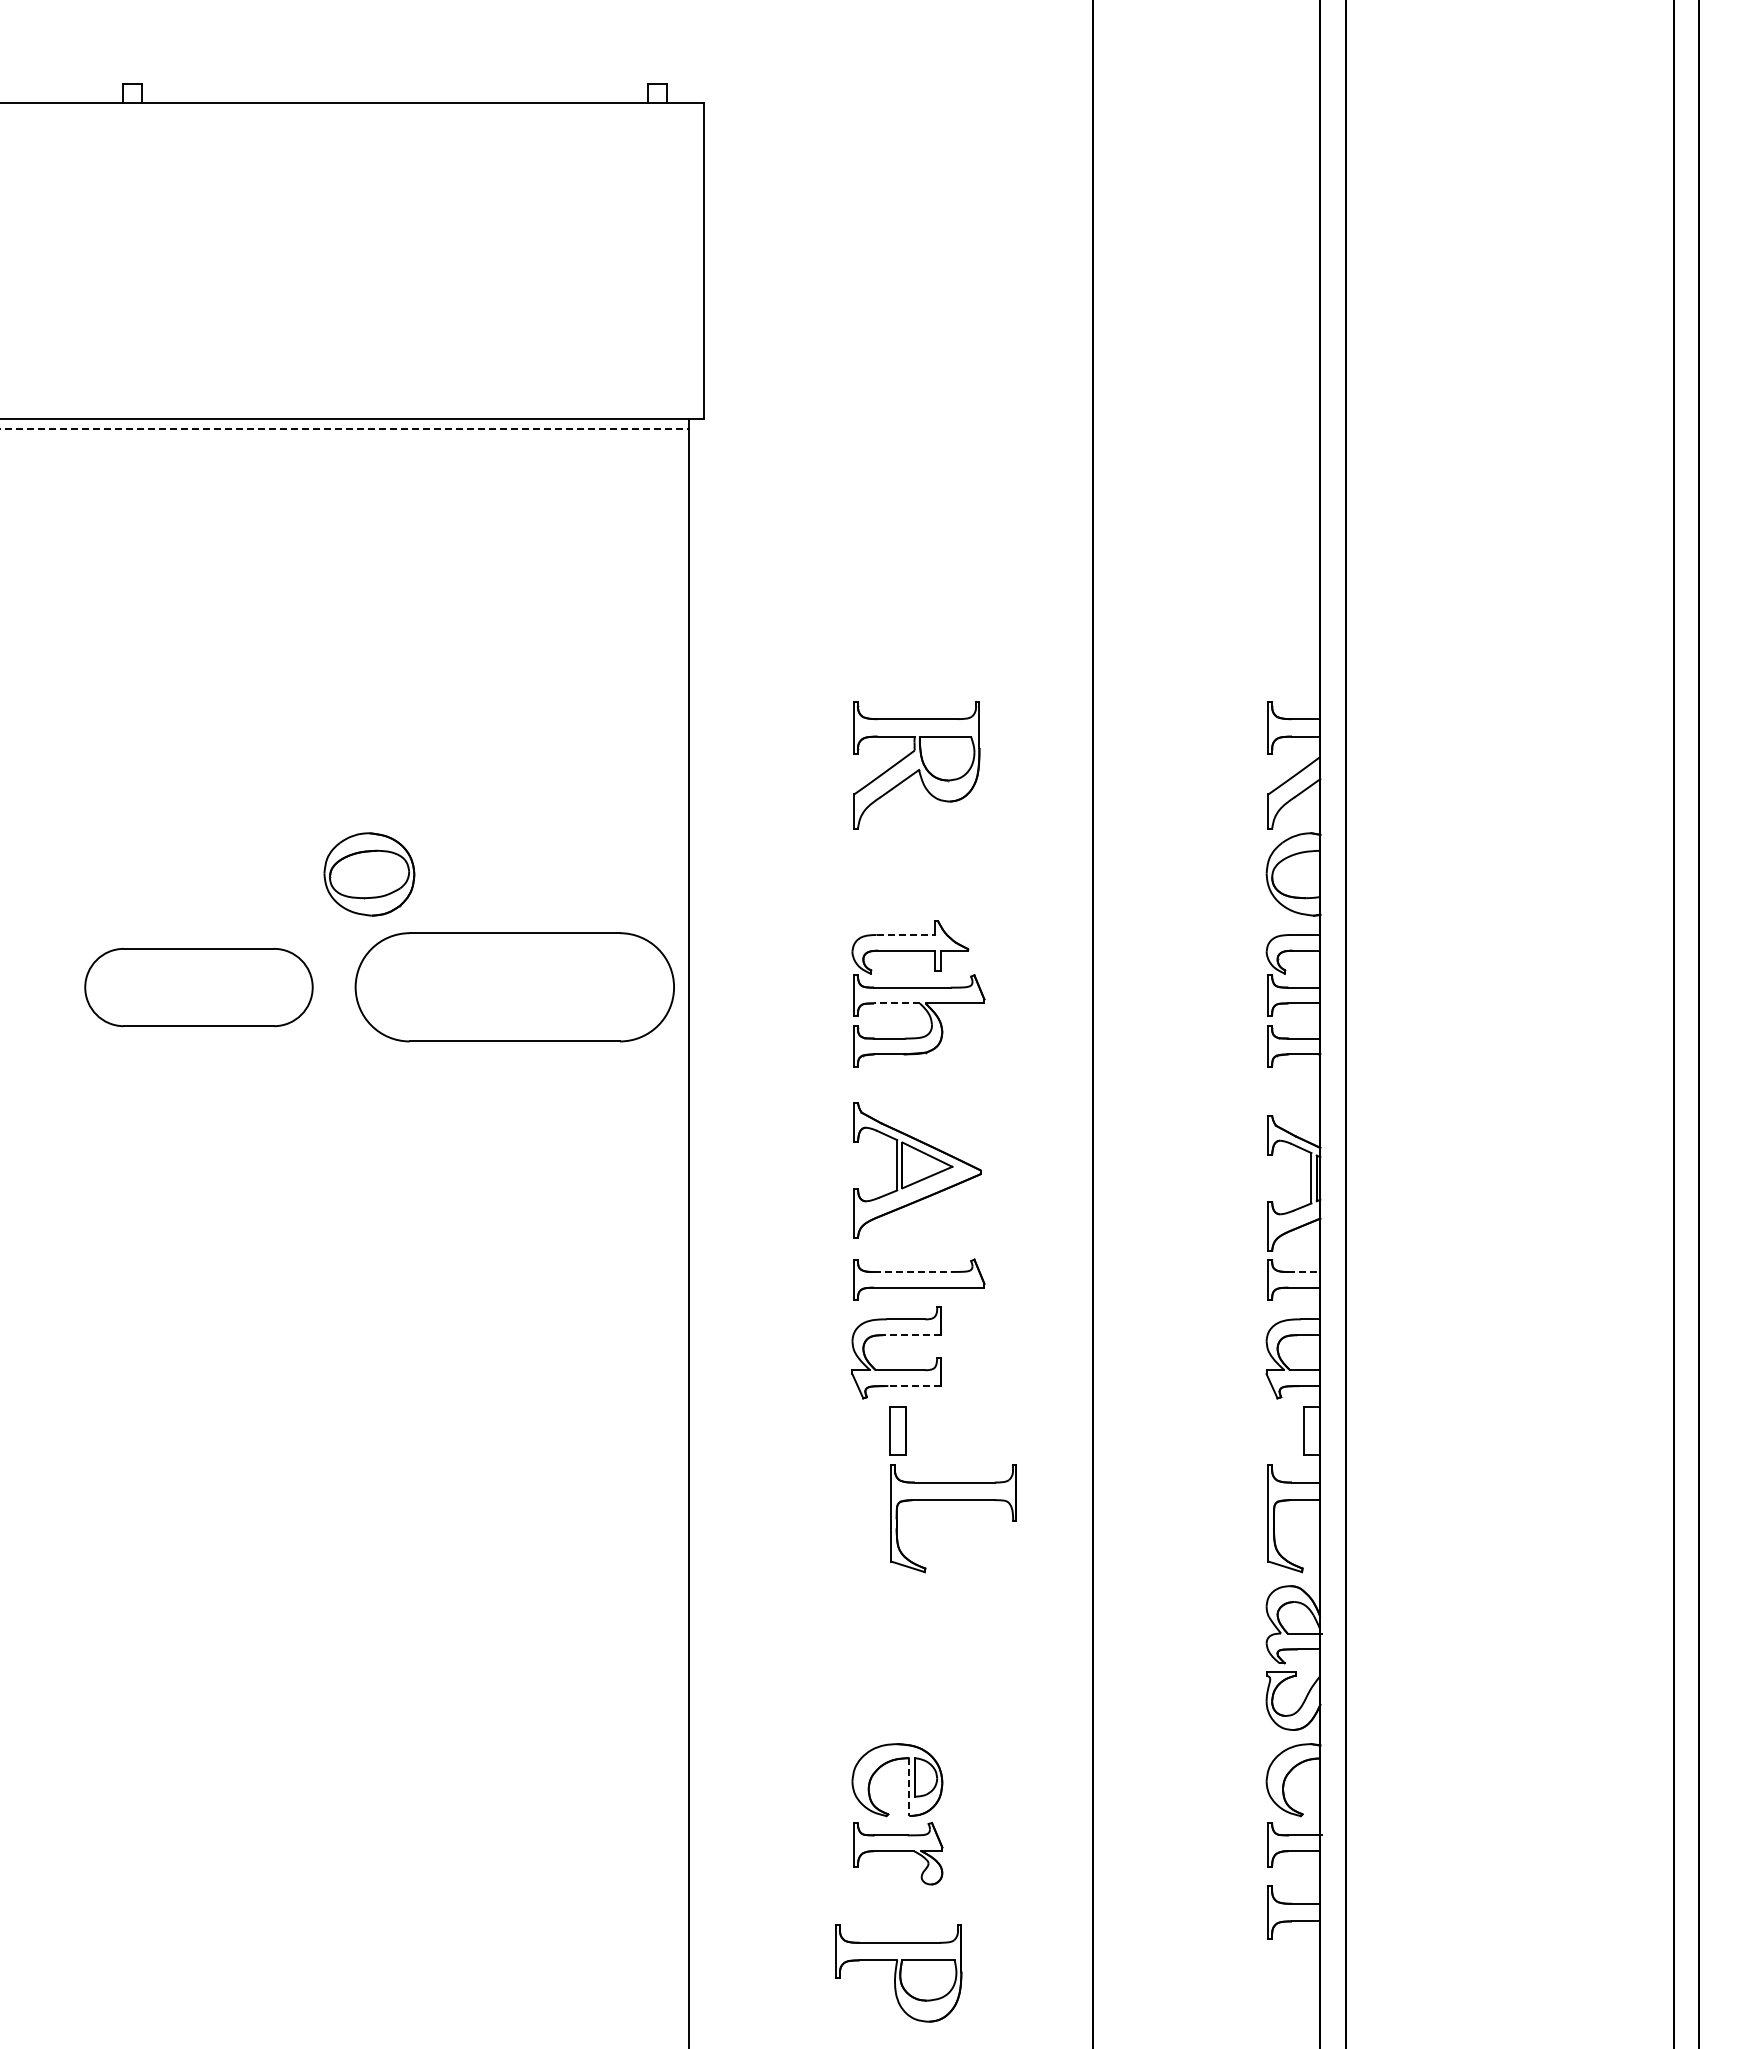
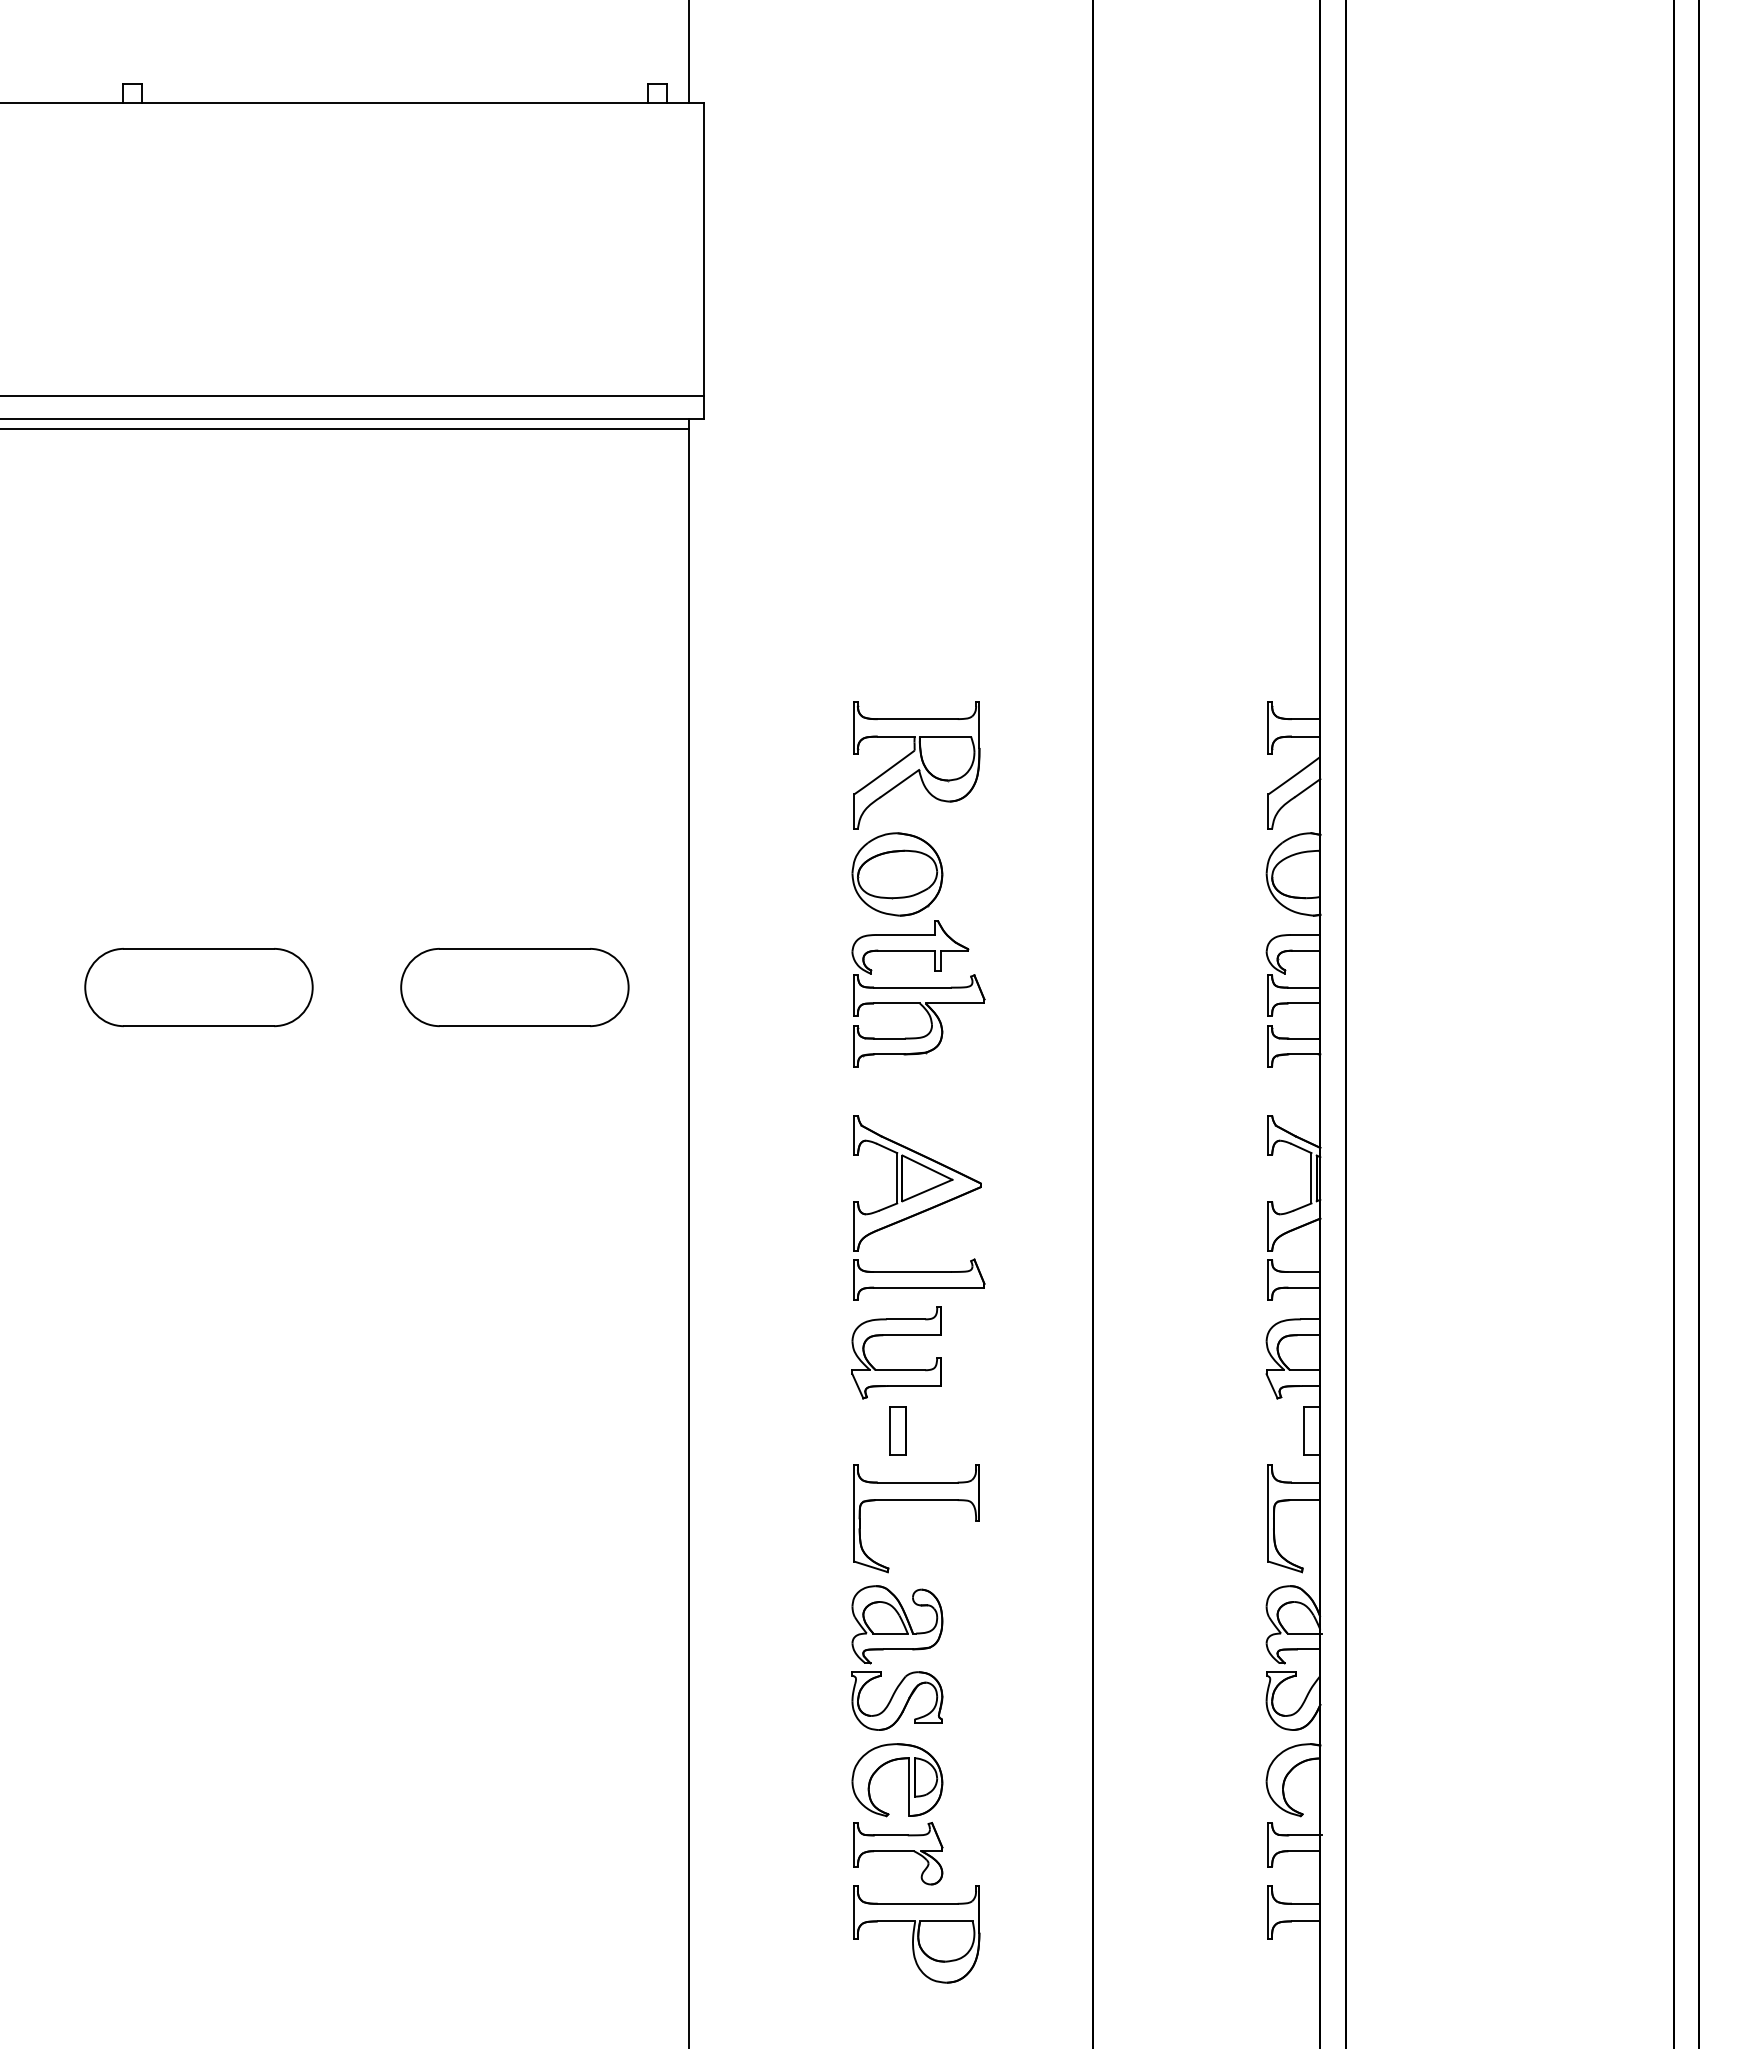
line: none -> present (688, 52)
line: none -> present (353, 396)
line: dashed -> solid (344, 428)
part position: (369, 874) -> (897, 874) (897, 874)
line: dashed -> solid (906, 934)
part size: 321x111 px -> 230x80 px (514, 987)
line: dashed -> solid (896, 1003)
part position: (917, 1170) -> (917, 1183) (917, 1183)
line: dashed -> solid (912, 1271)
line: dashed -> solid (1304, 1271)
line: dashed -> solid (911, 1335)
line: dashed -> solid (914, 1386)
part position: (953, 1500) -> (916, 1500) (916, 1500)
part: none -> present (897, 1649)
line: dashed -> solid (909, 1787)
part position: (898, 1973) -> (916, 1934) (916, 1934)
